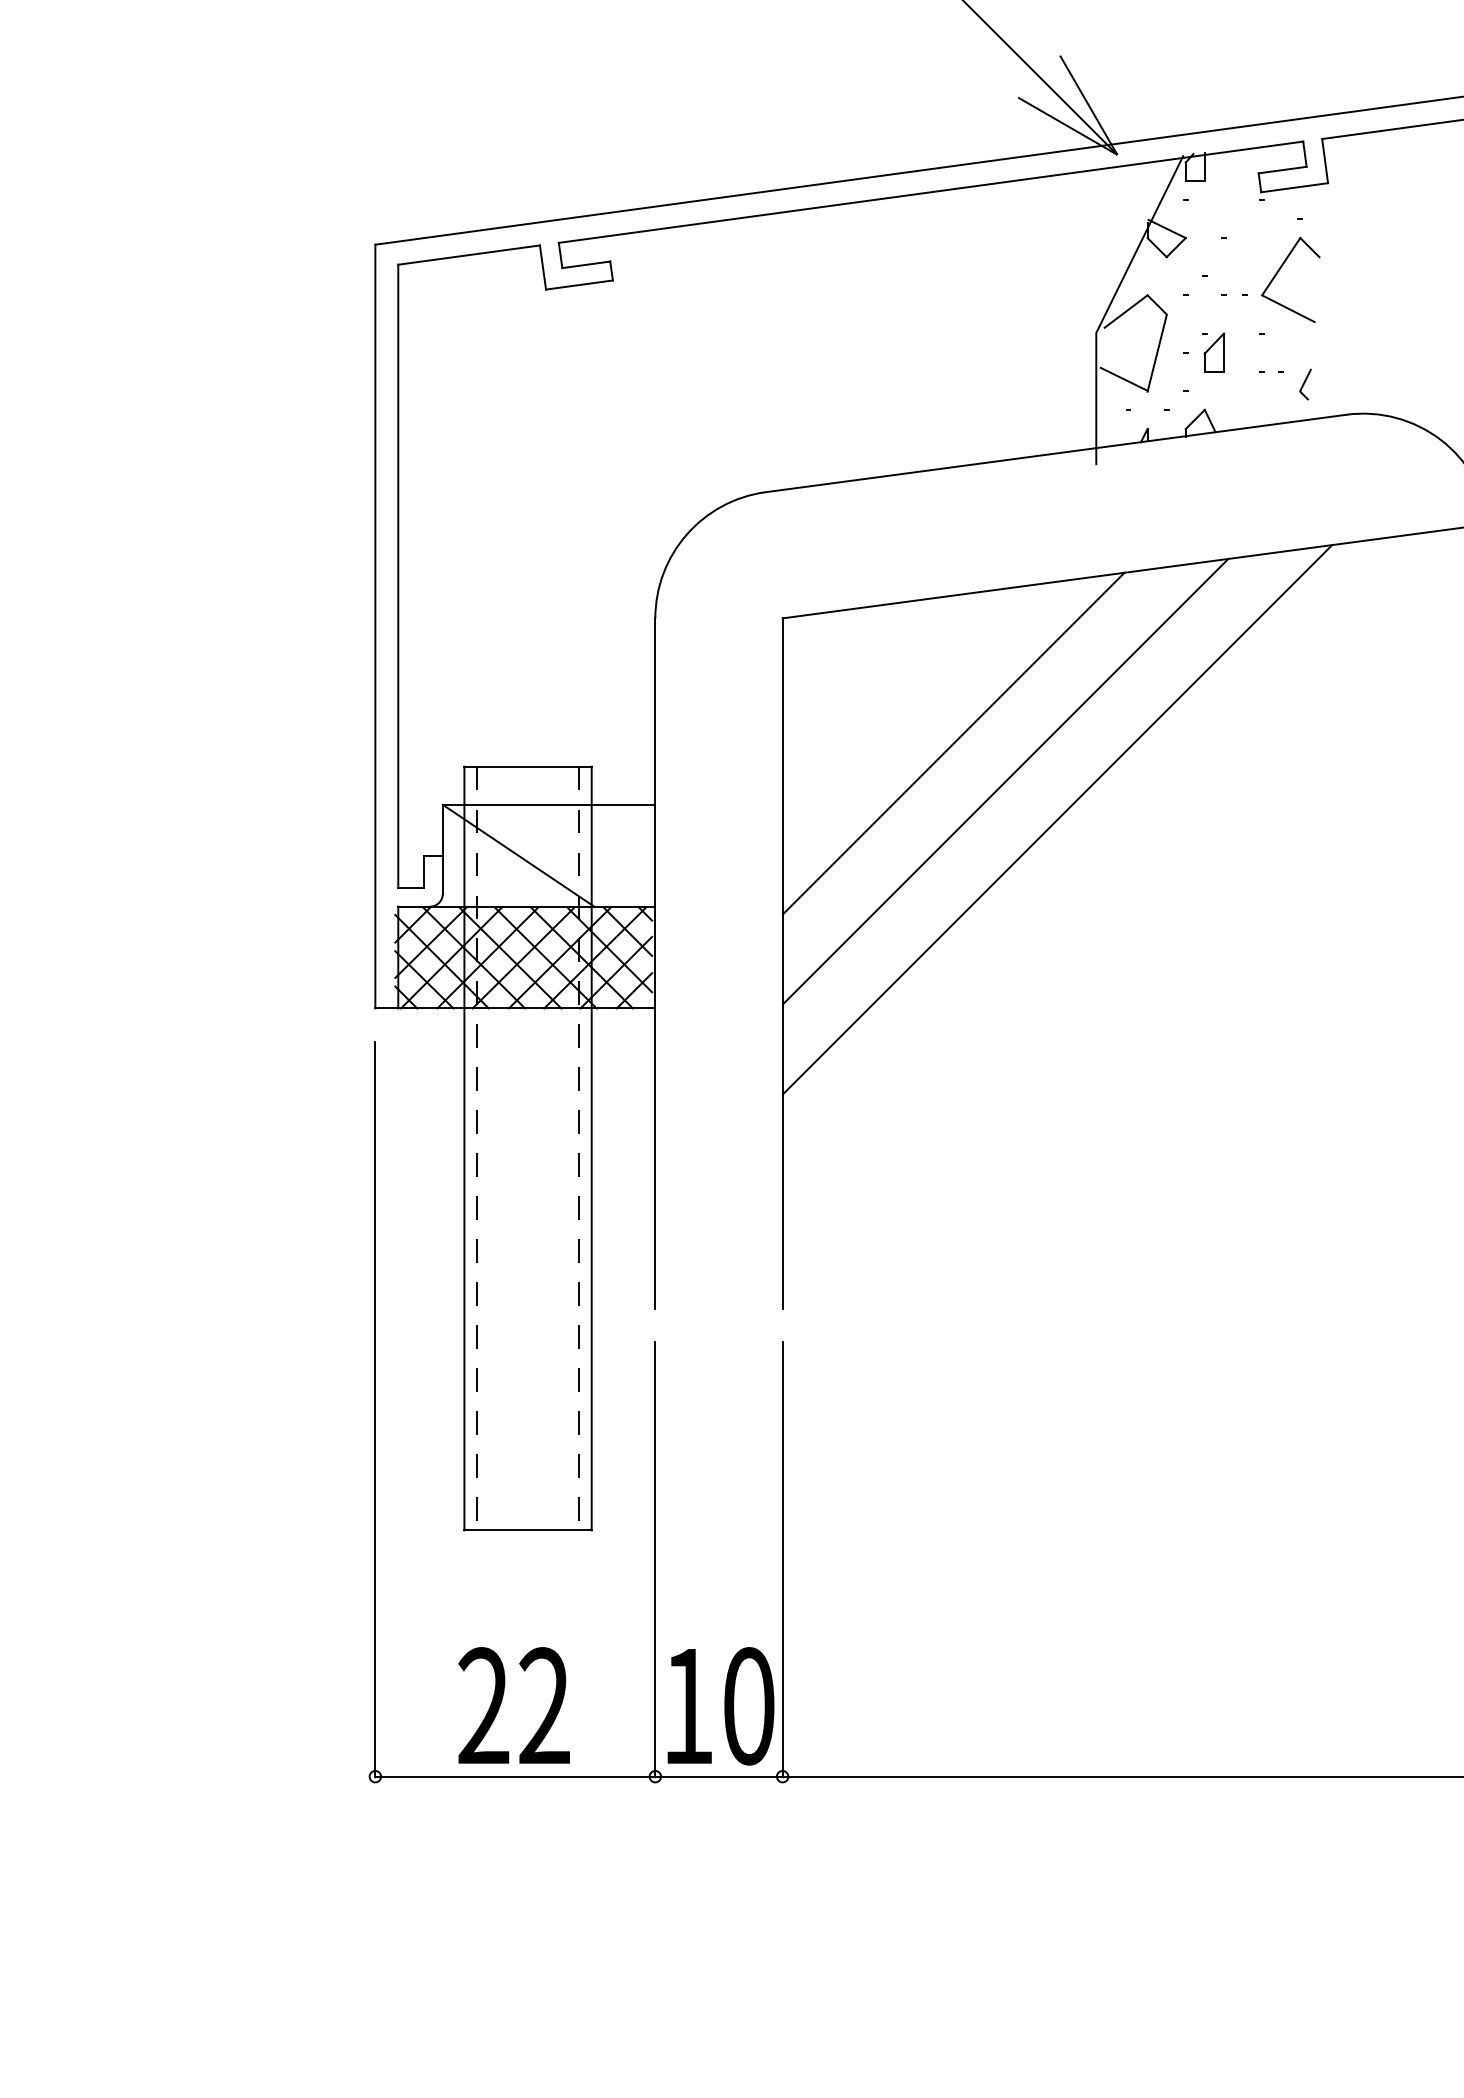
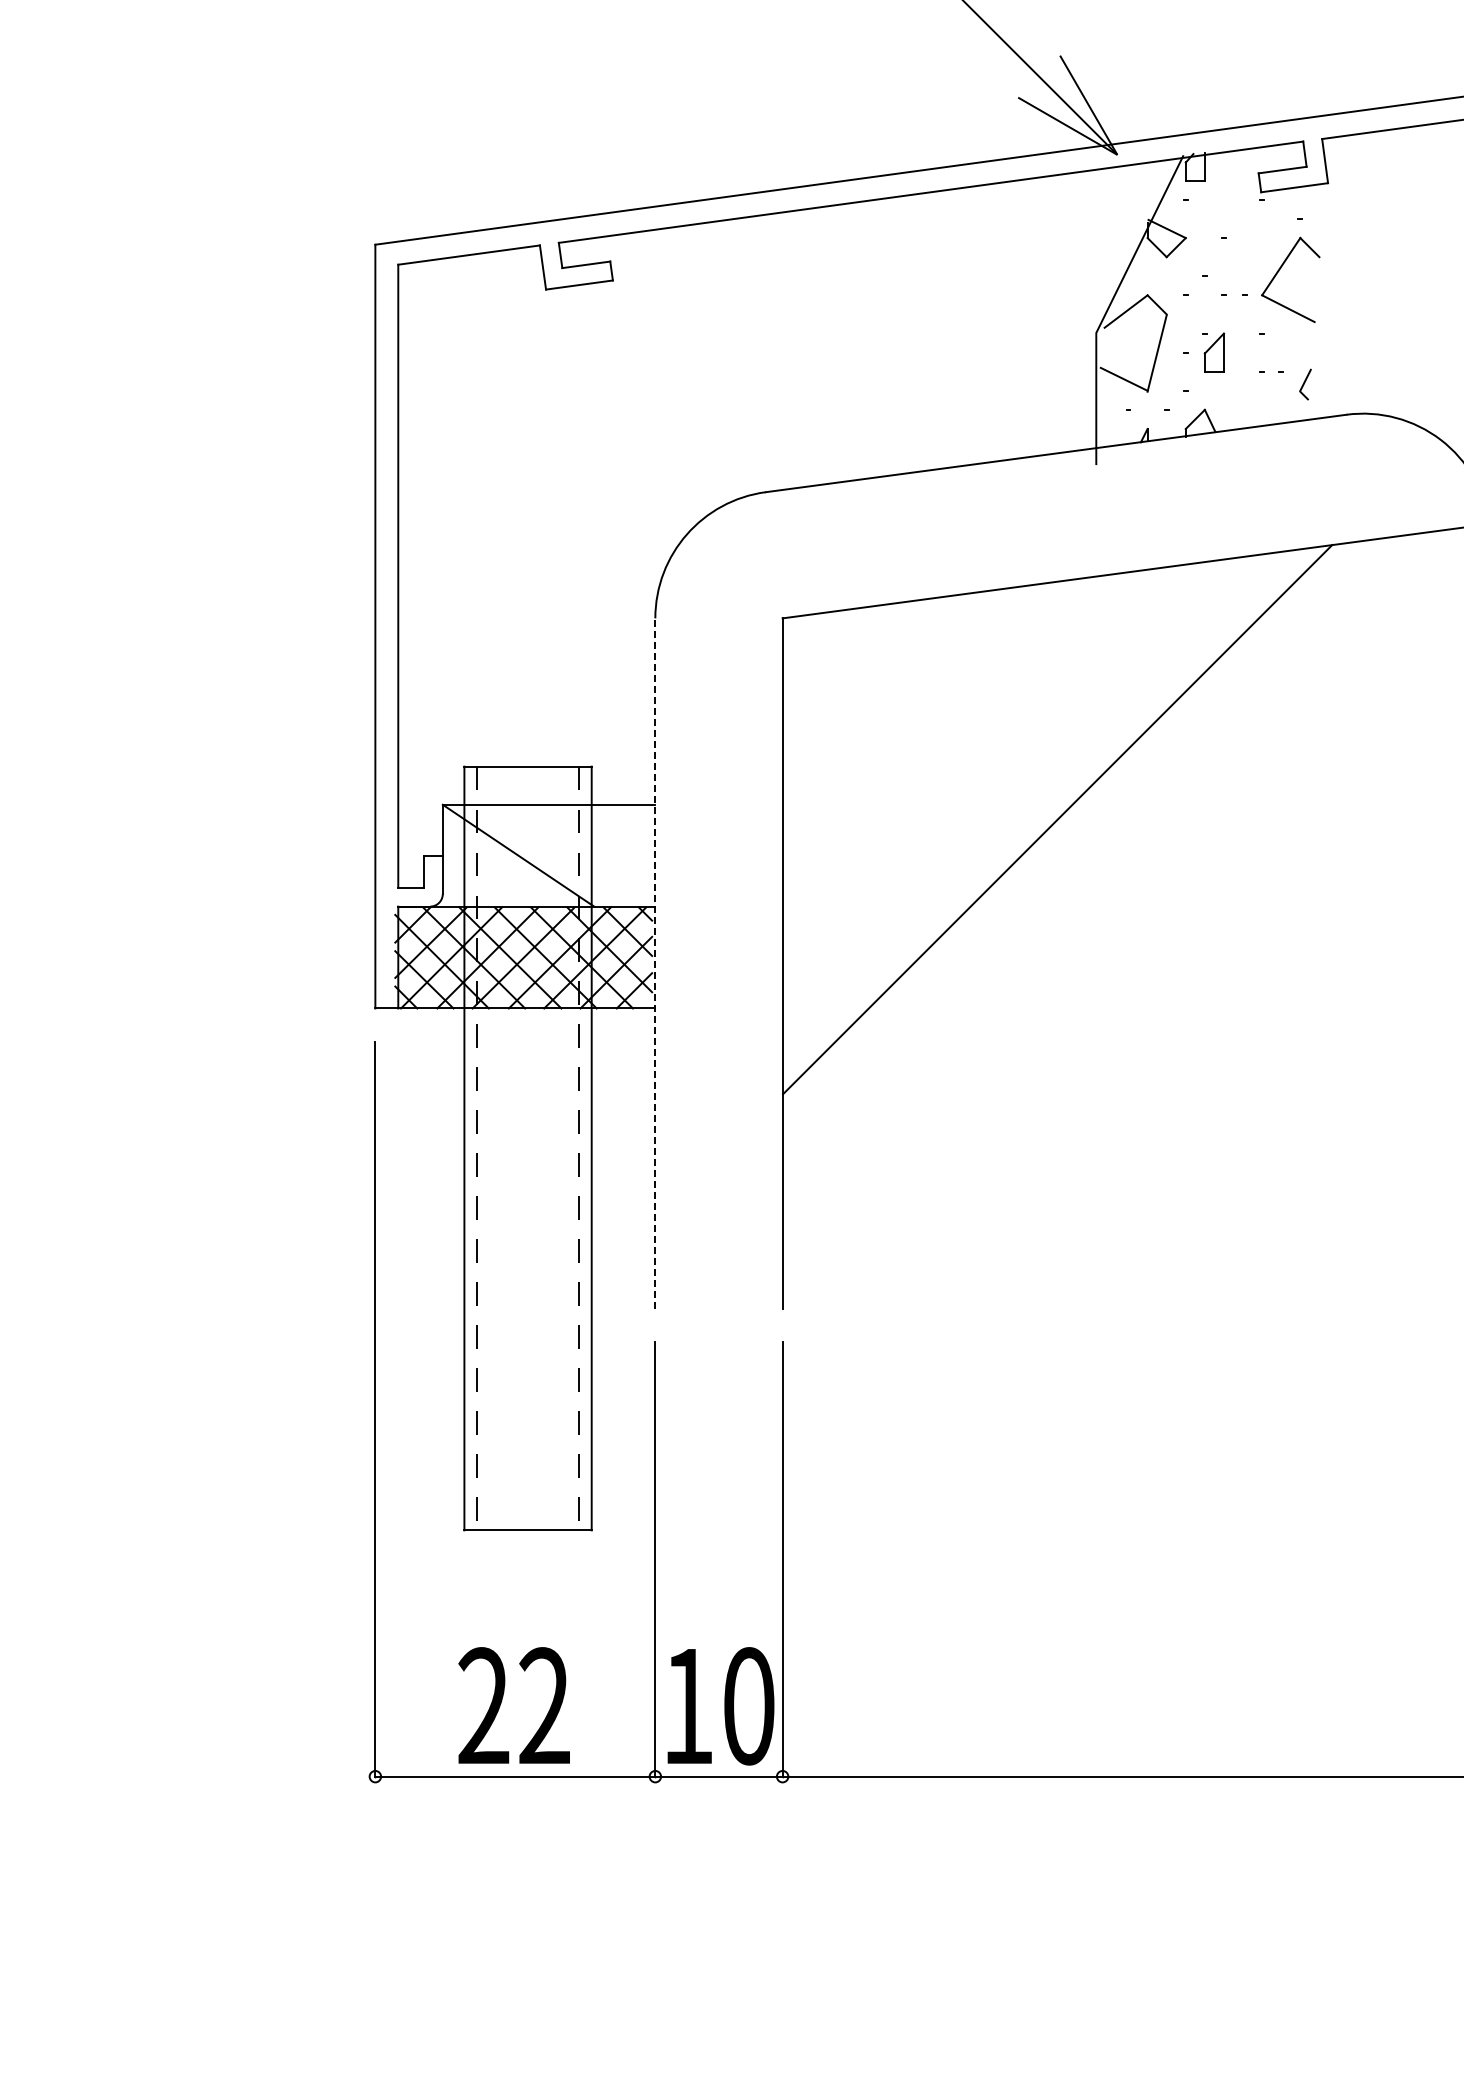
line: present -> none (953, 743)
line: present -> none (1005, 781)
line: solid -> dashed (655, 962)
